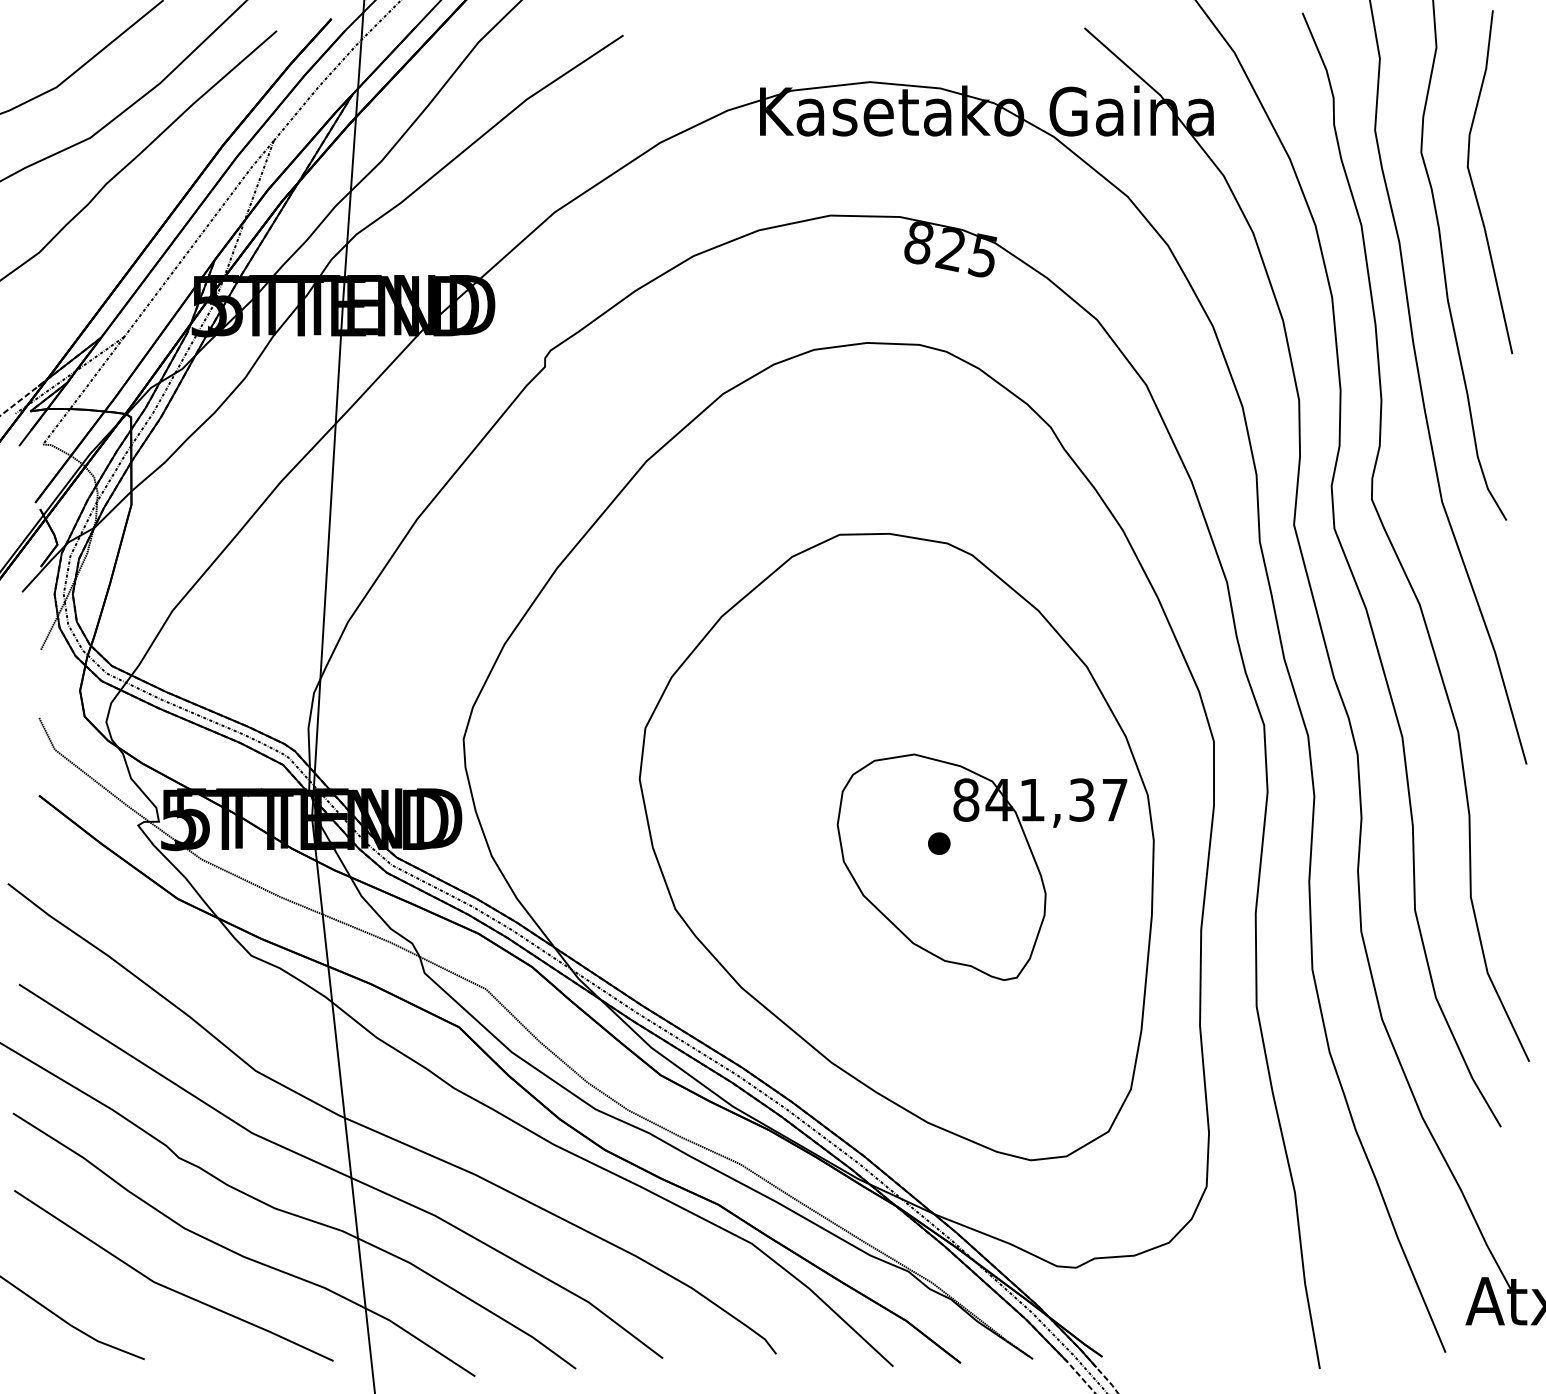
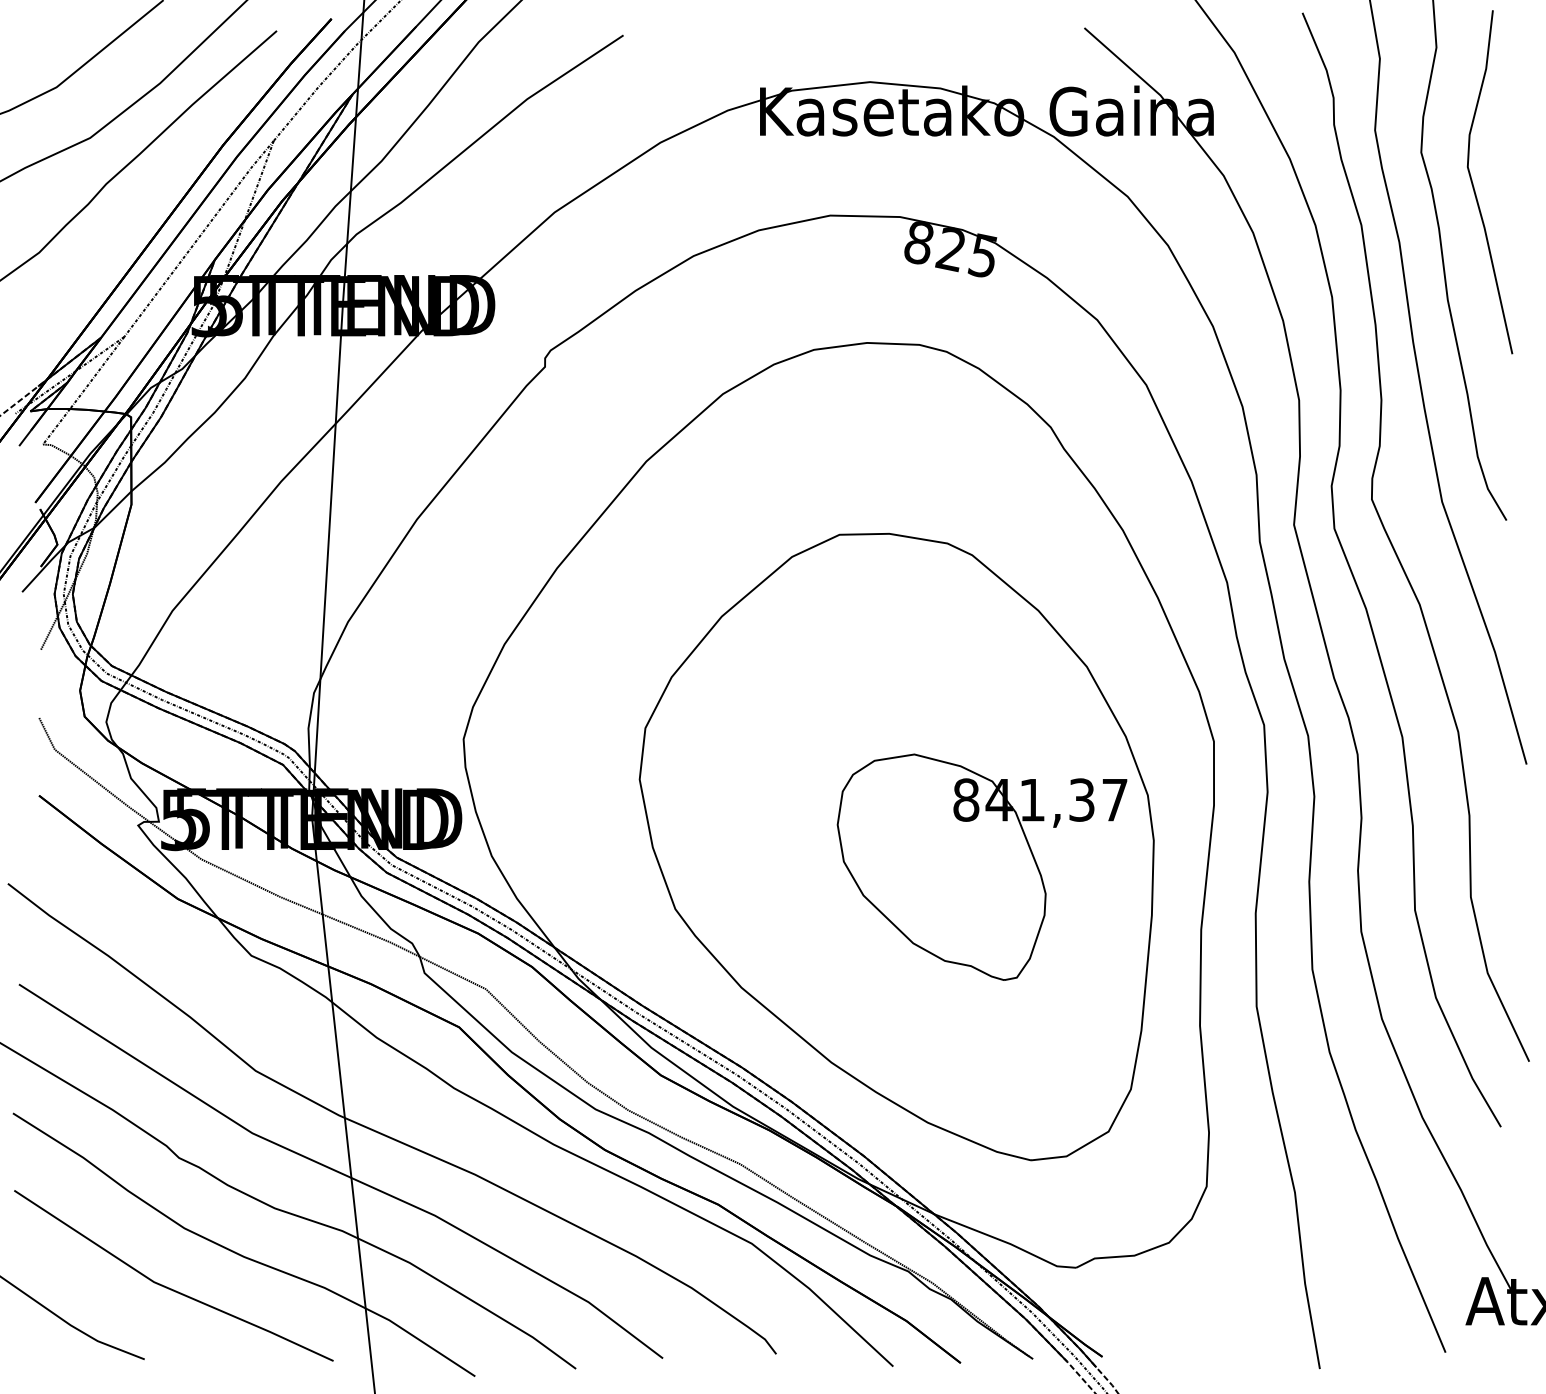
part: present -> none (939, 843)
